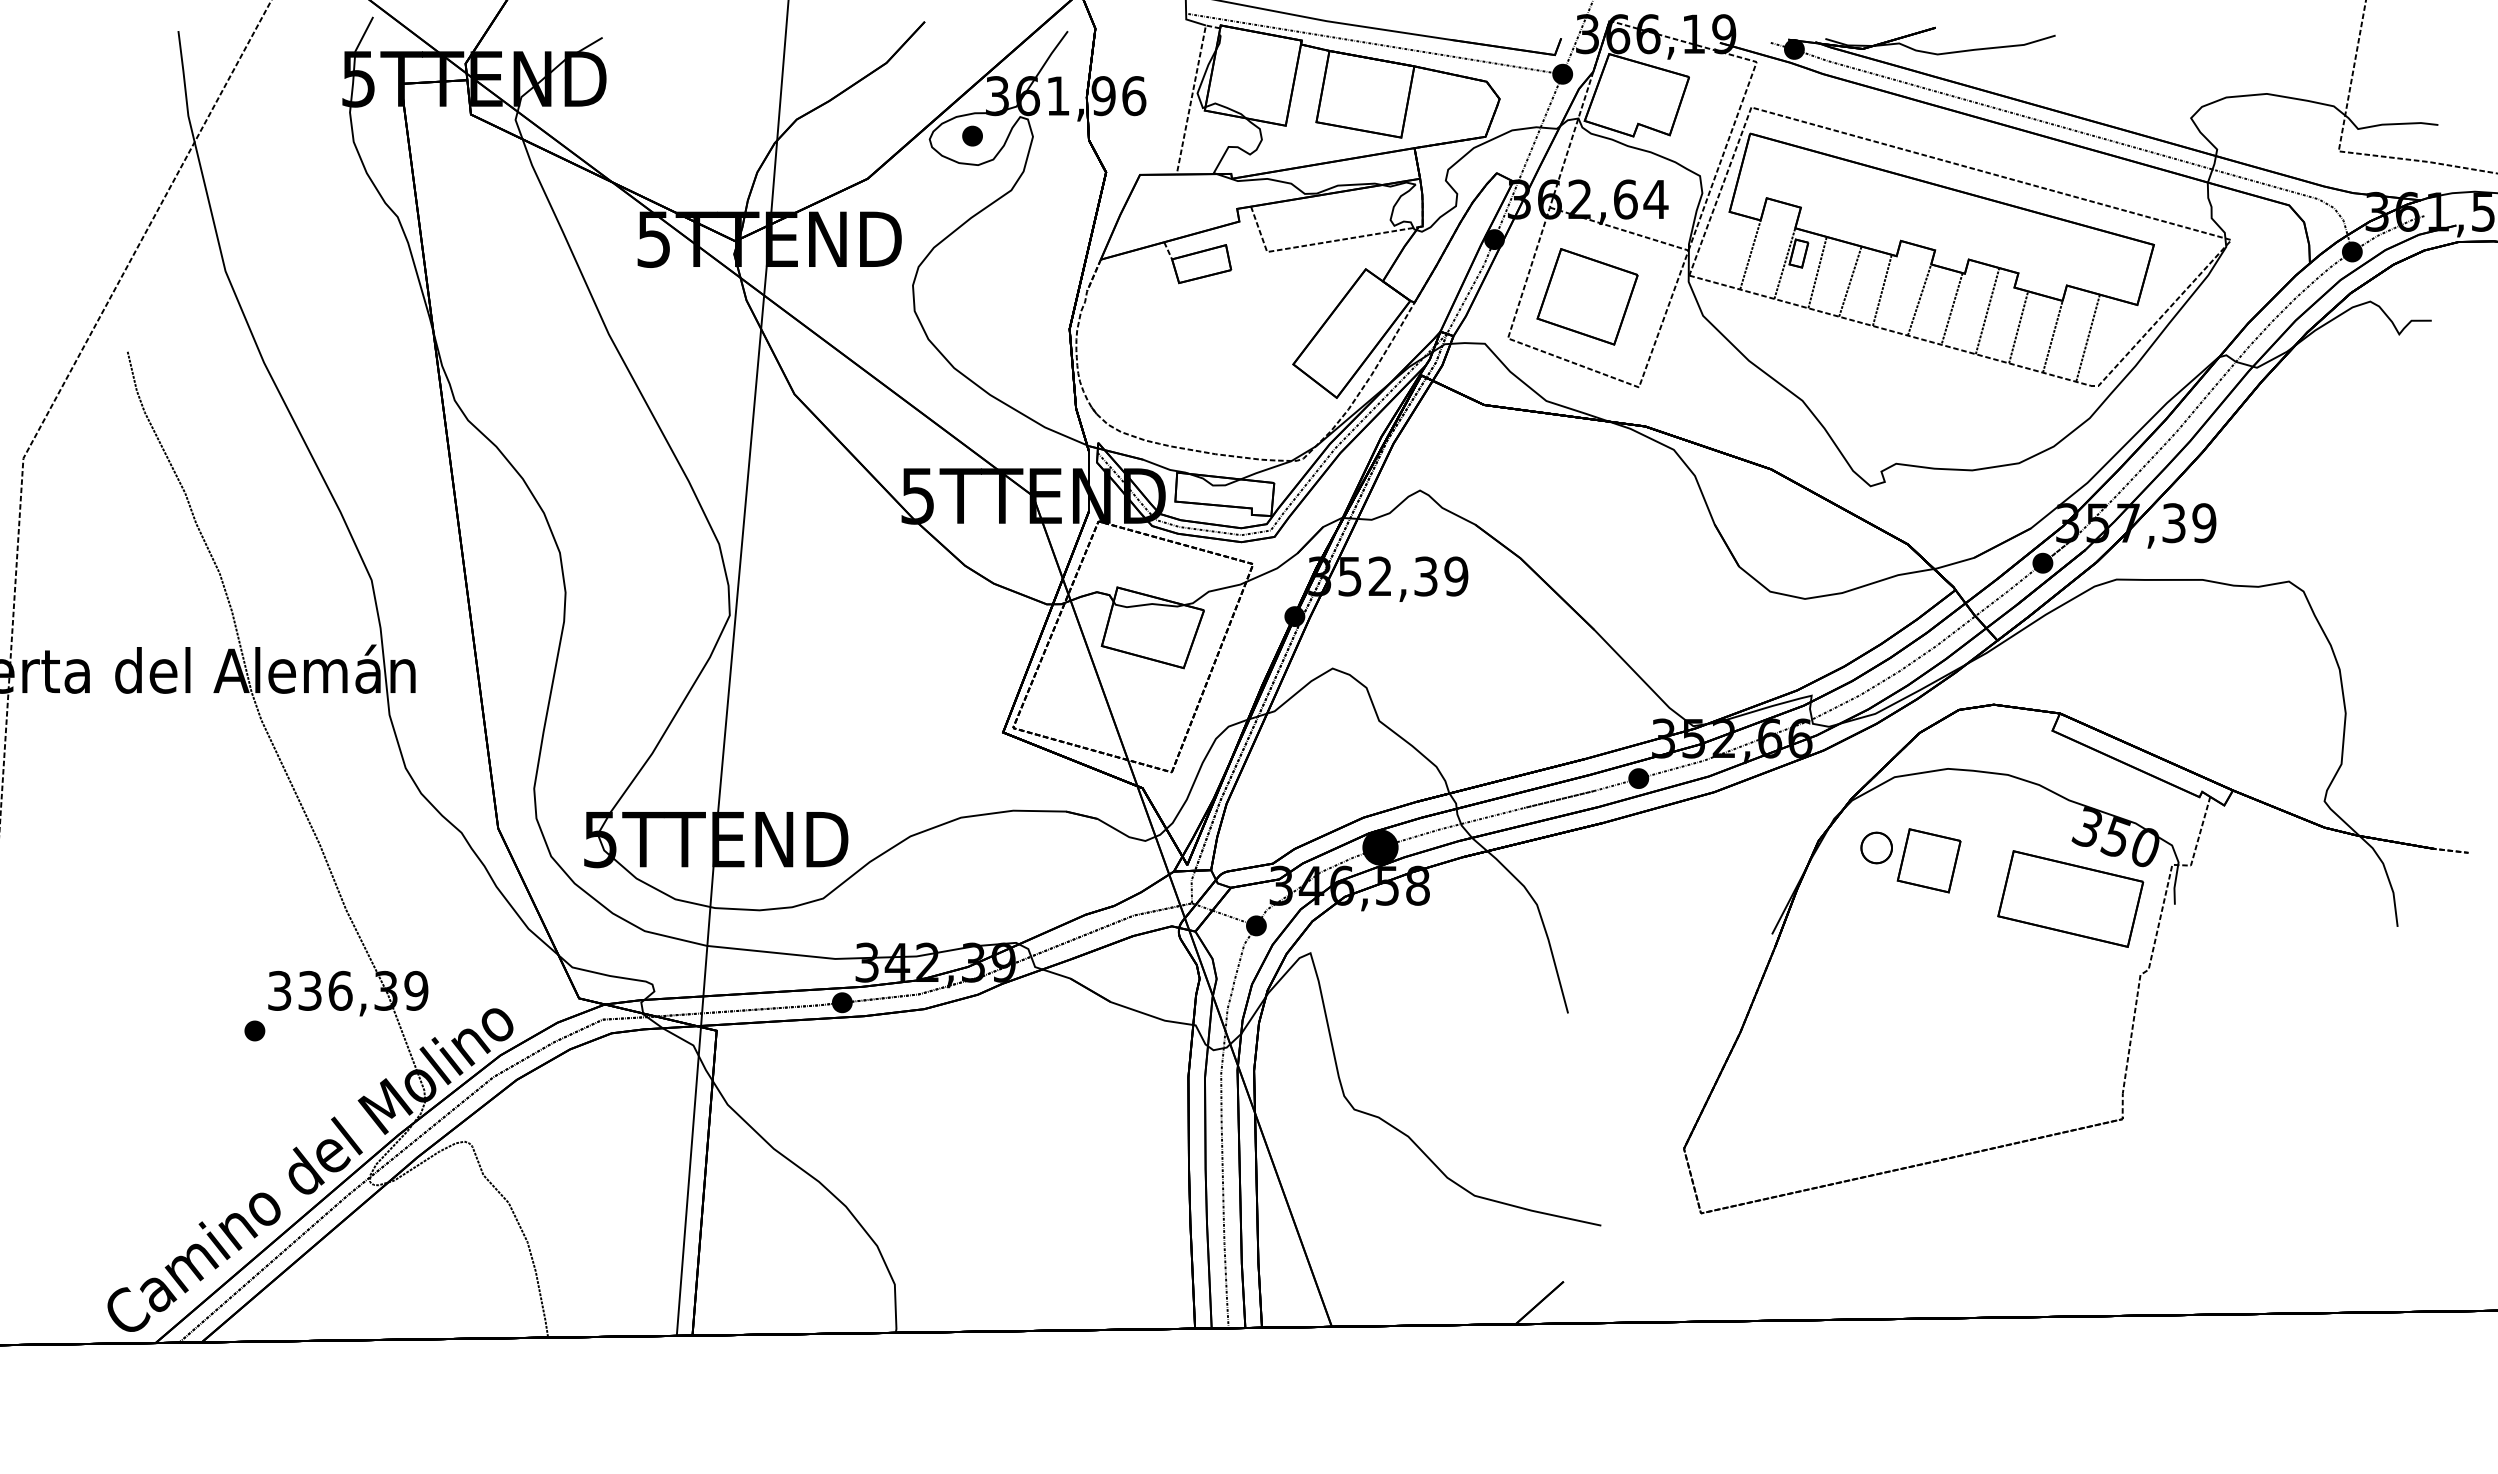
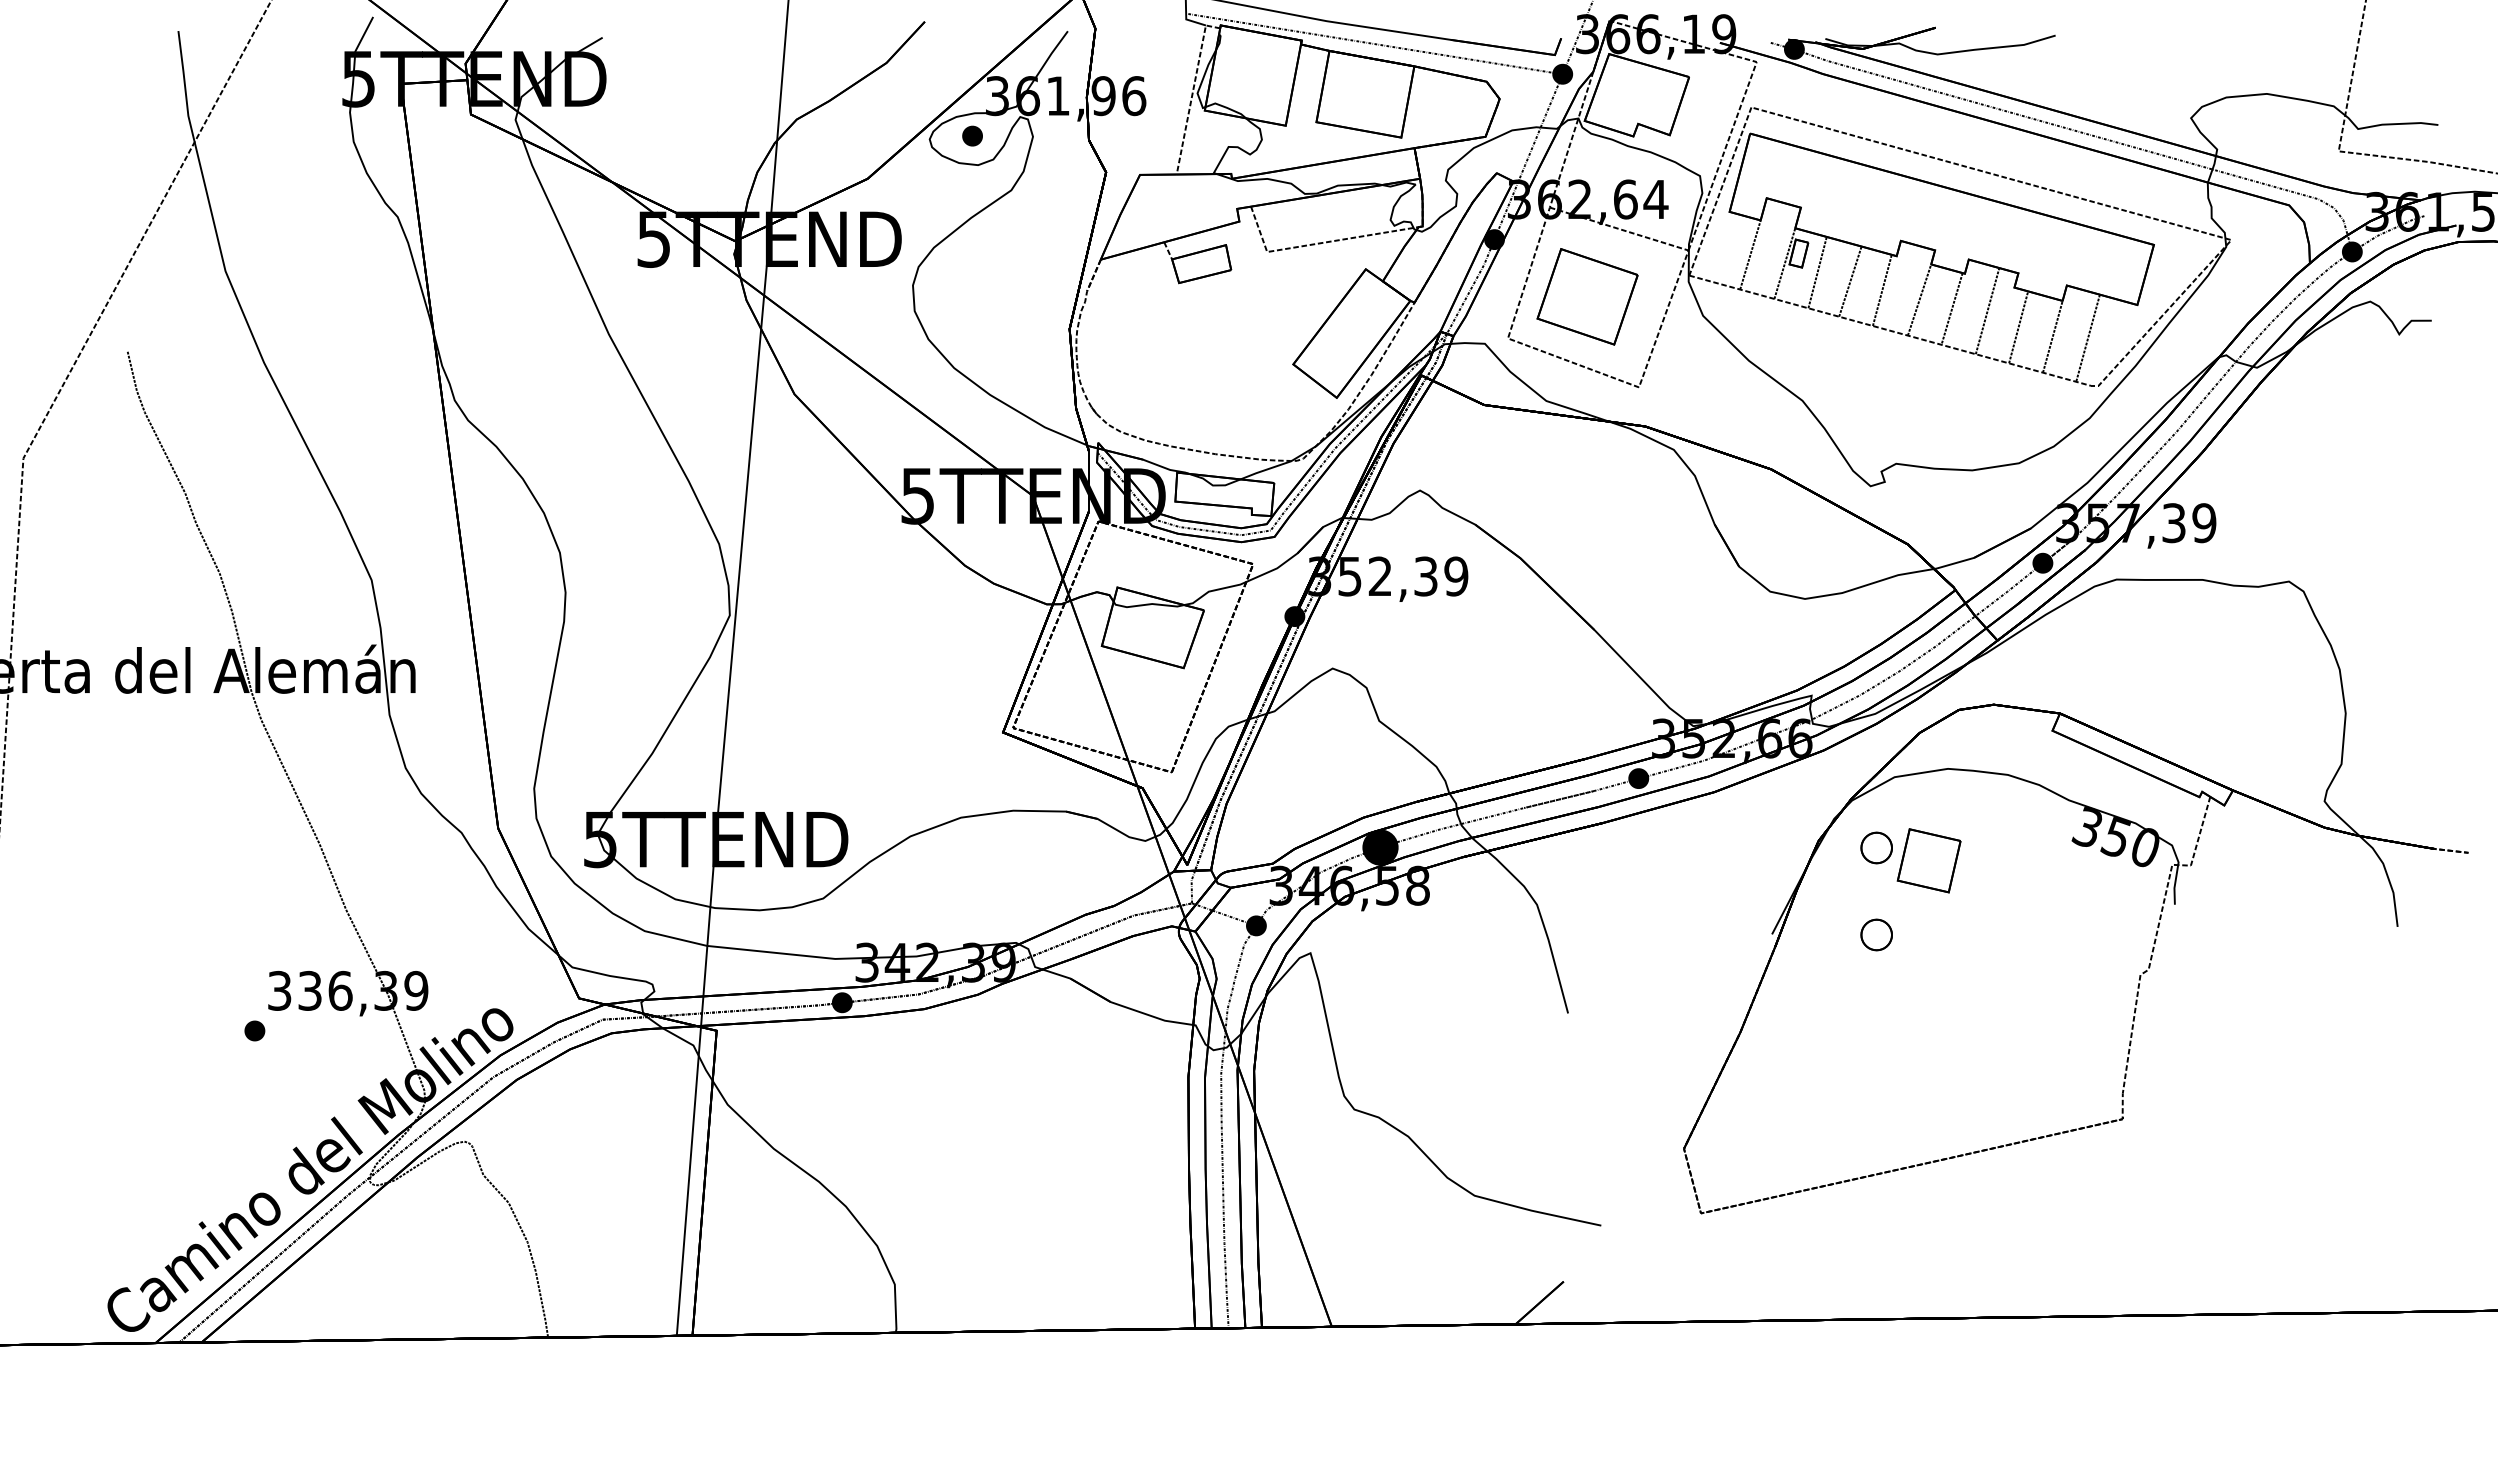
part: present -> none (2070, 898)
part: none -> present (1876, 934)
